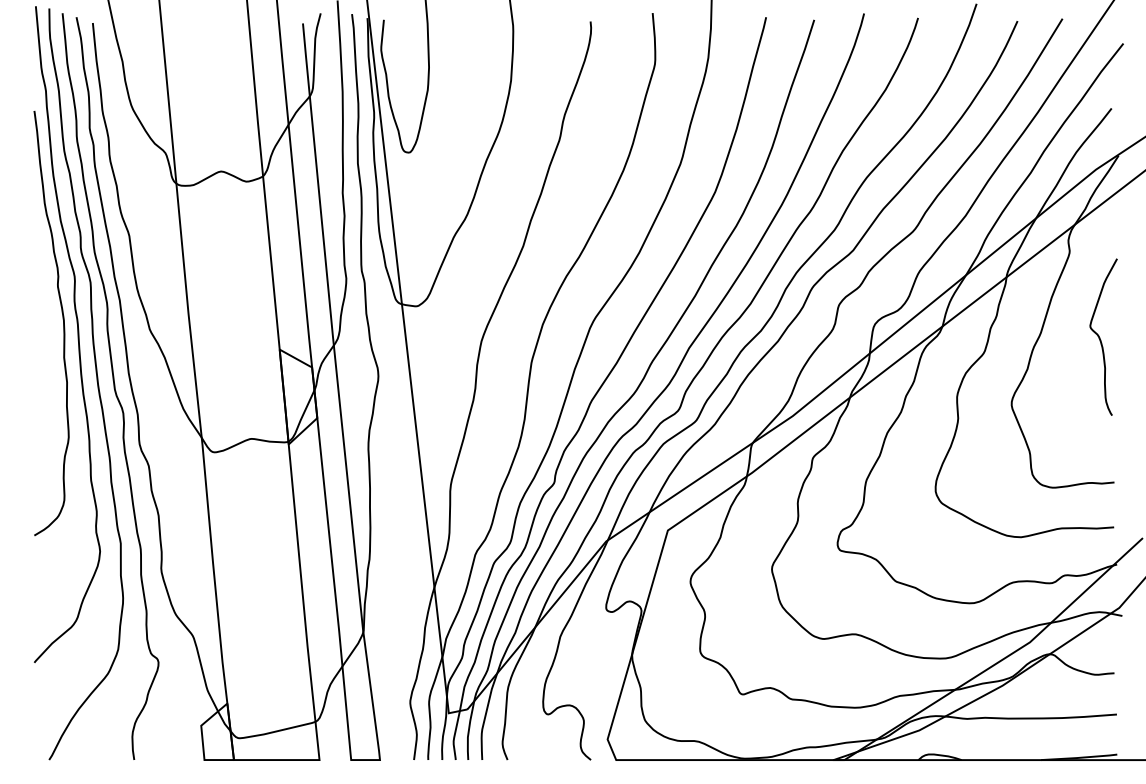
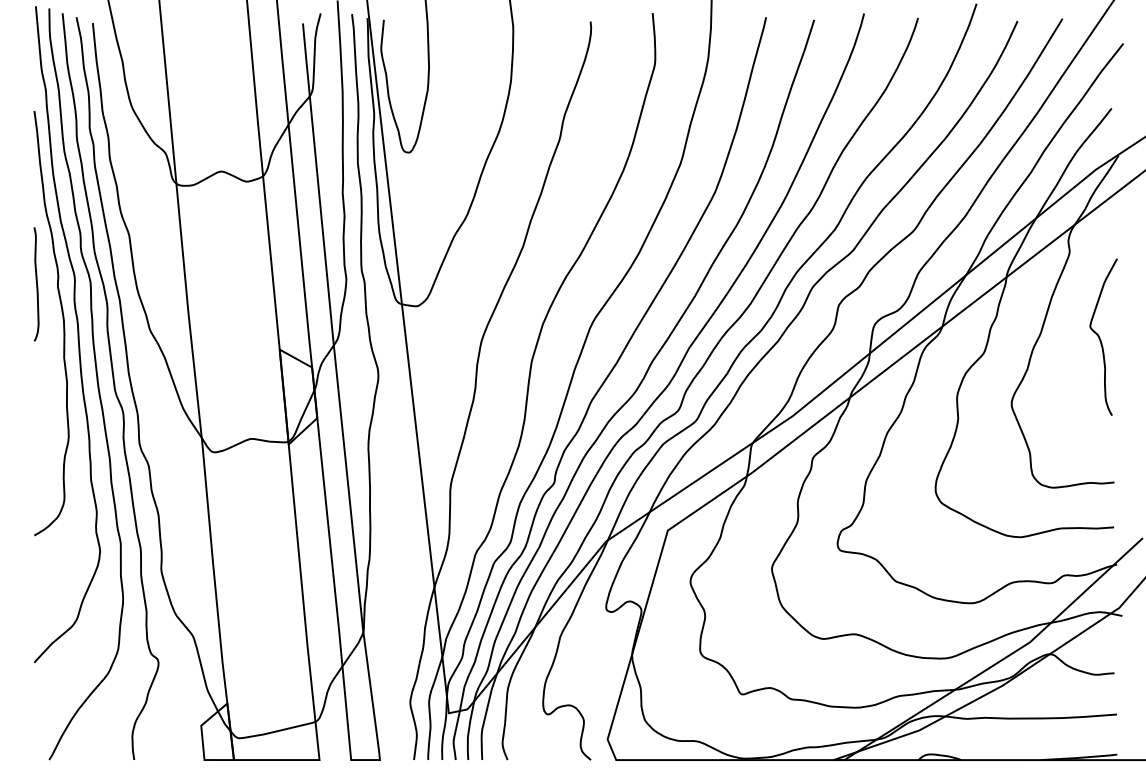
curve: none -> present (36, 284)
